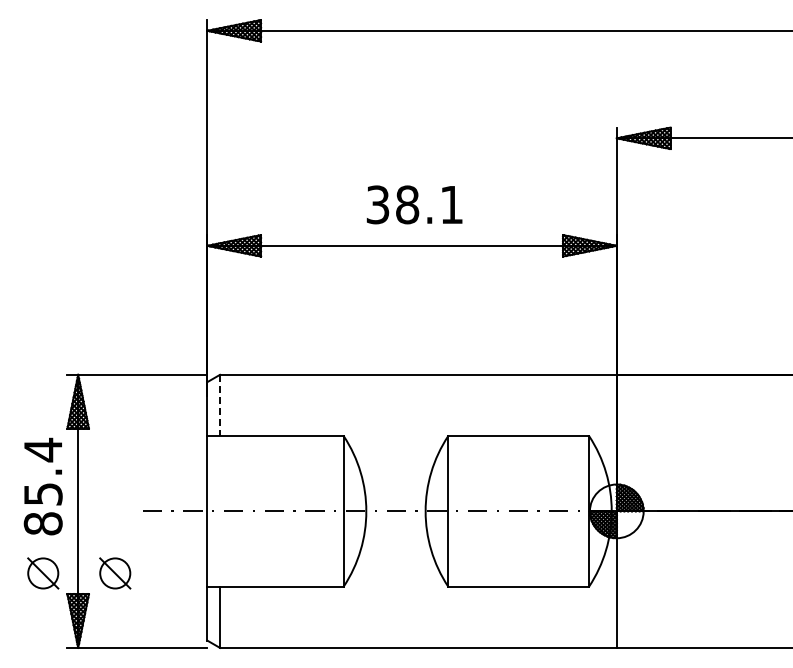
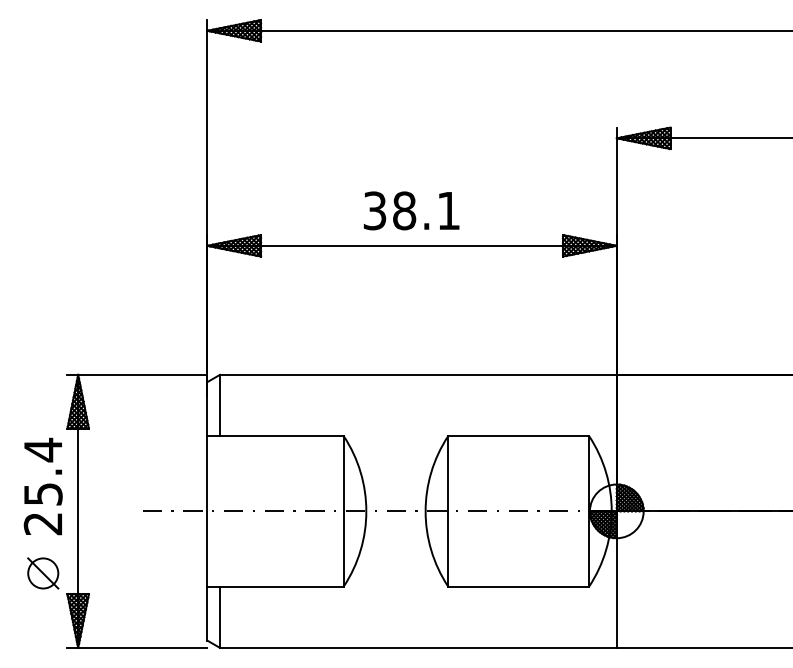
text position: (414, 204) -> (411, 210) (411, 210)
line: dashed -> solid (220, 405)
text: 85.4 -> 25.4 (42, 523)
part: present -> none (115, 573)
